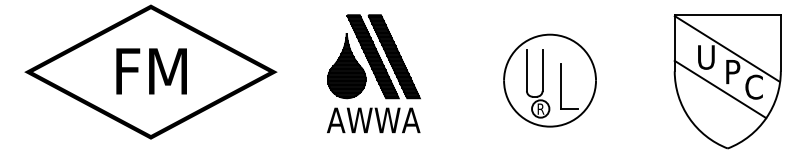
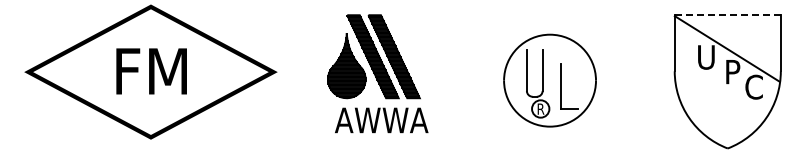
line: solid -> dashed (727, 14)
line: present -> none (720, 89)
text position: (373, 120) -> (381, 120) (381, 120)
